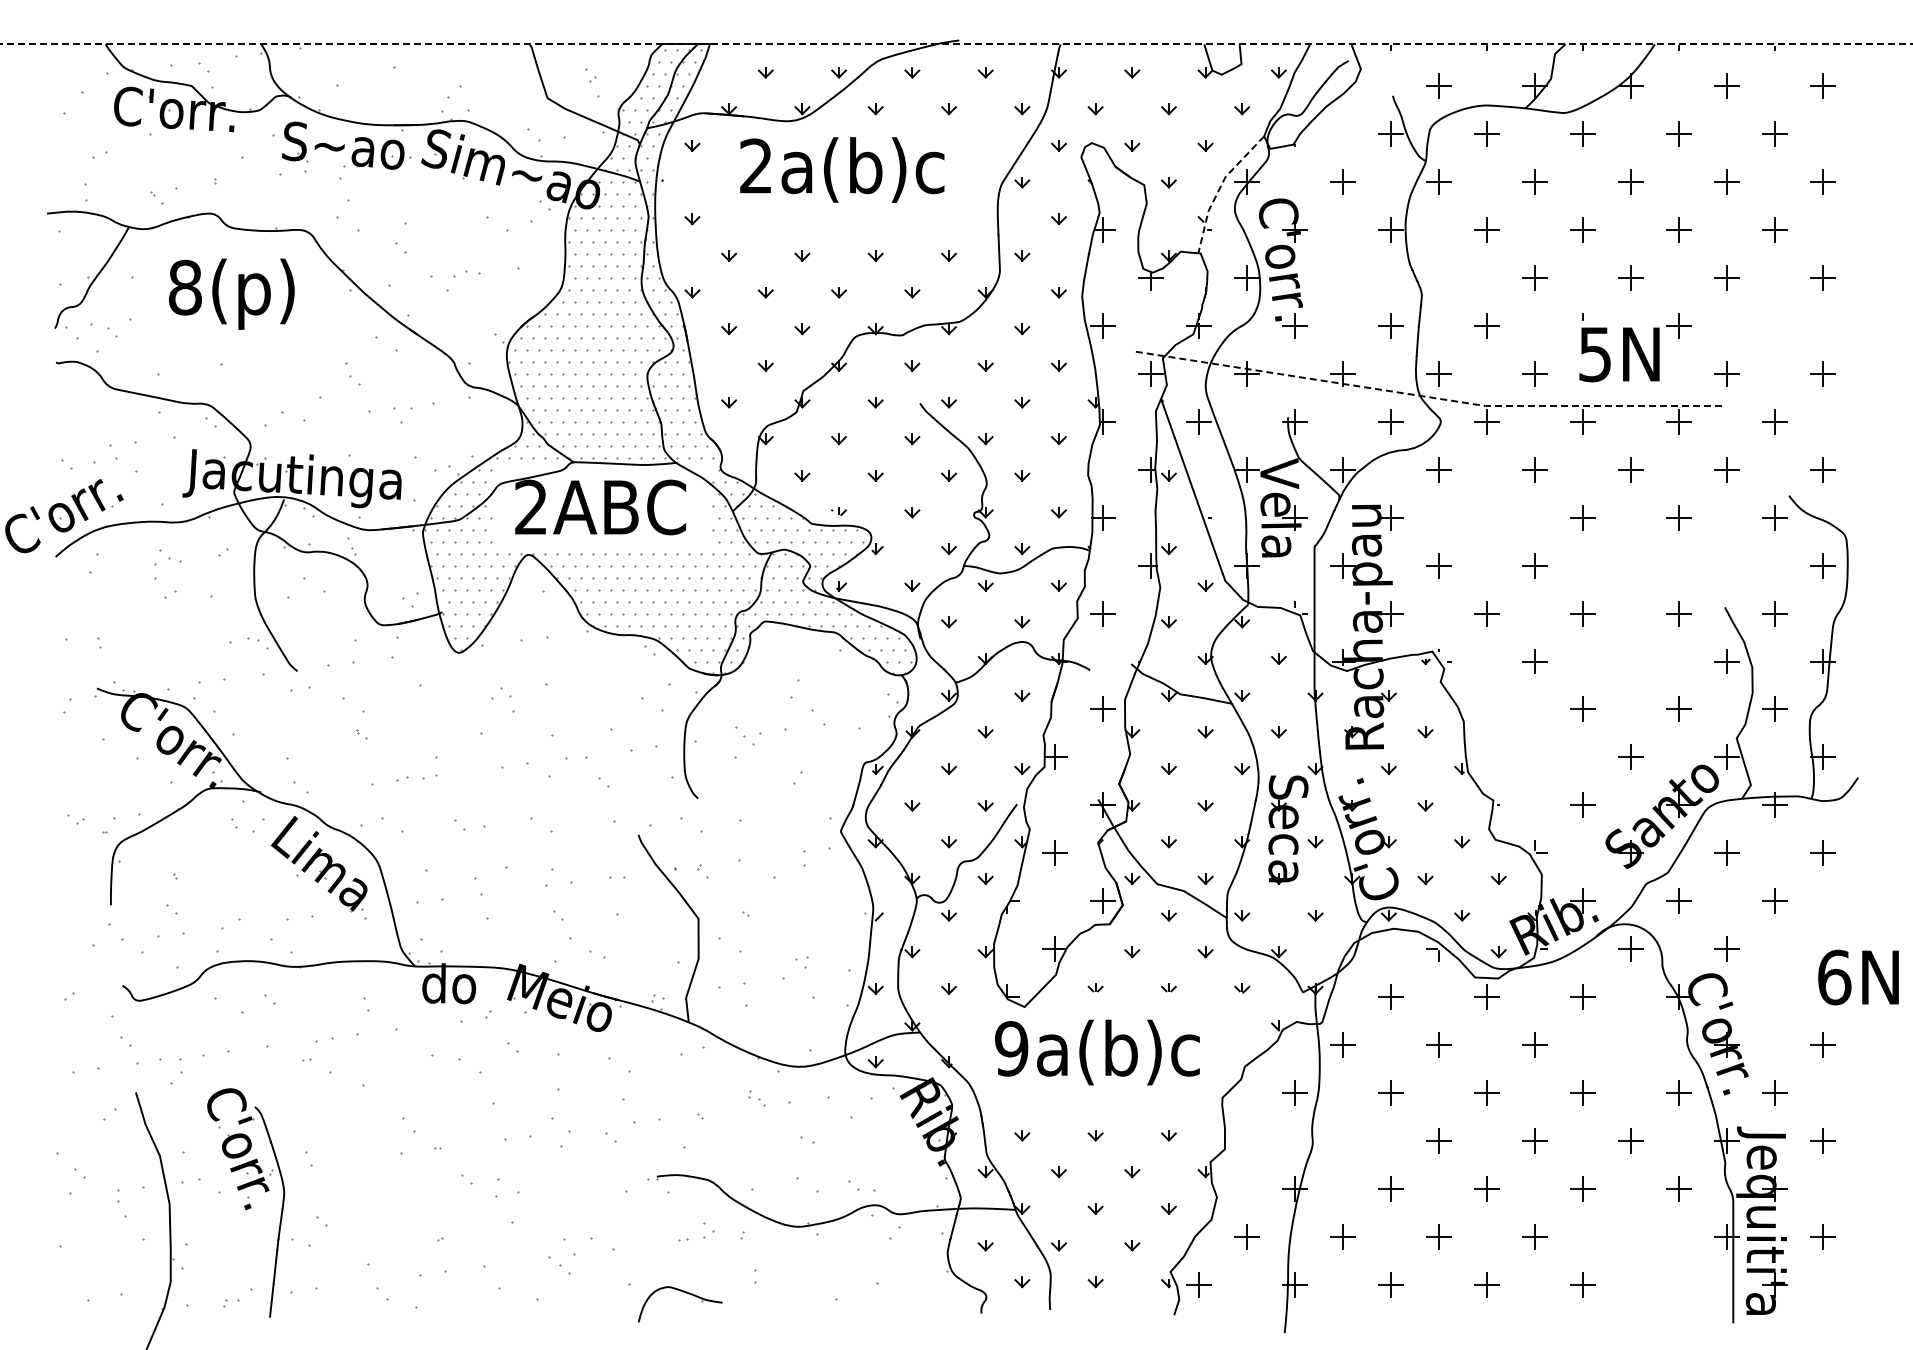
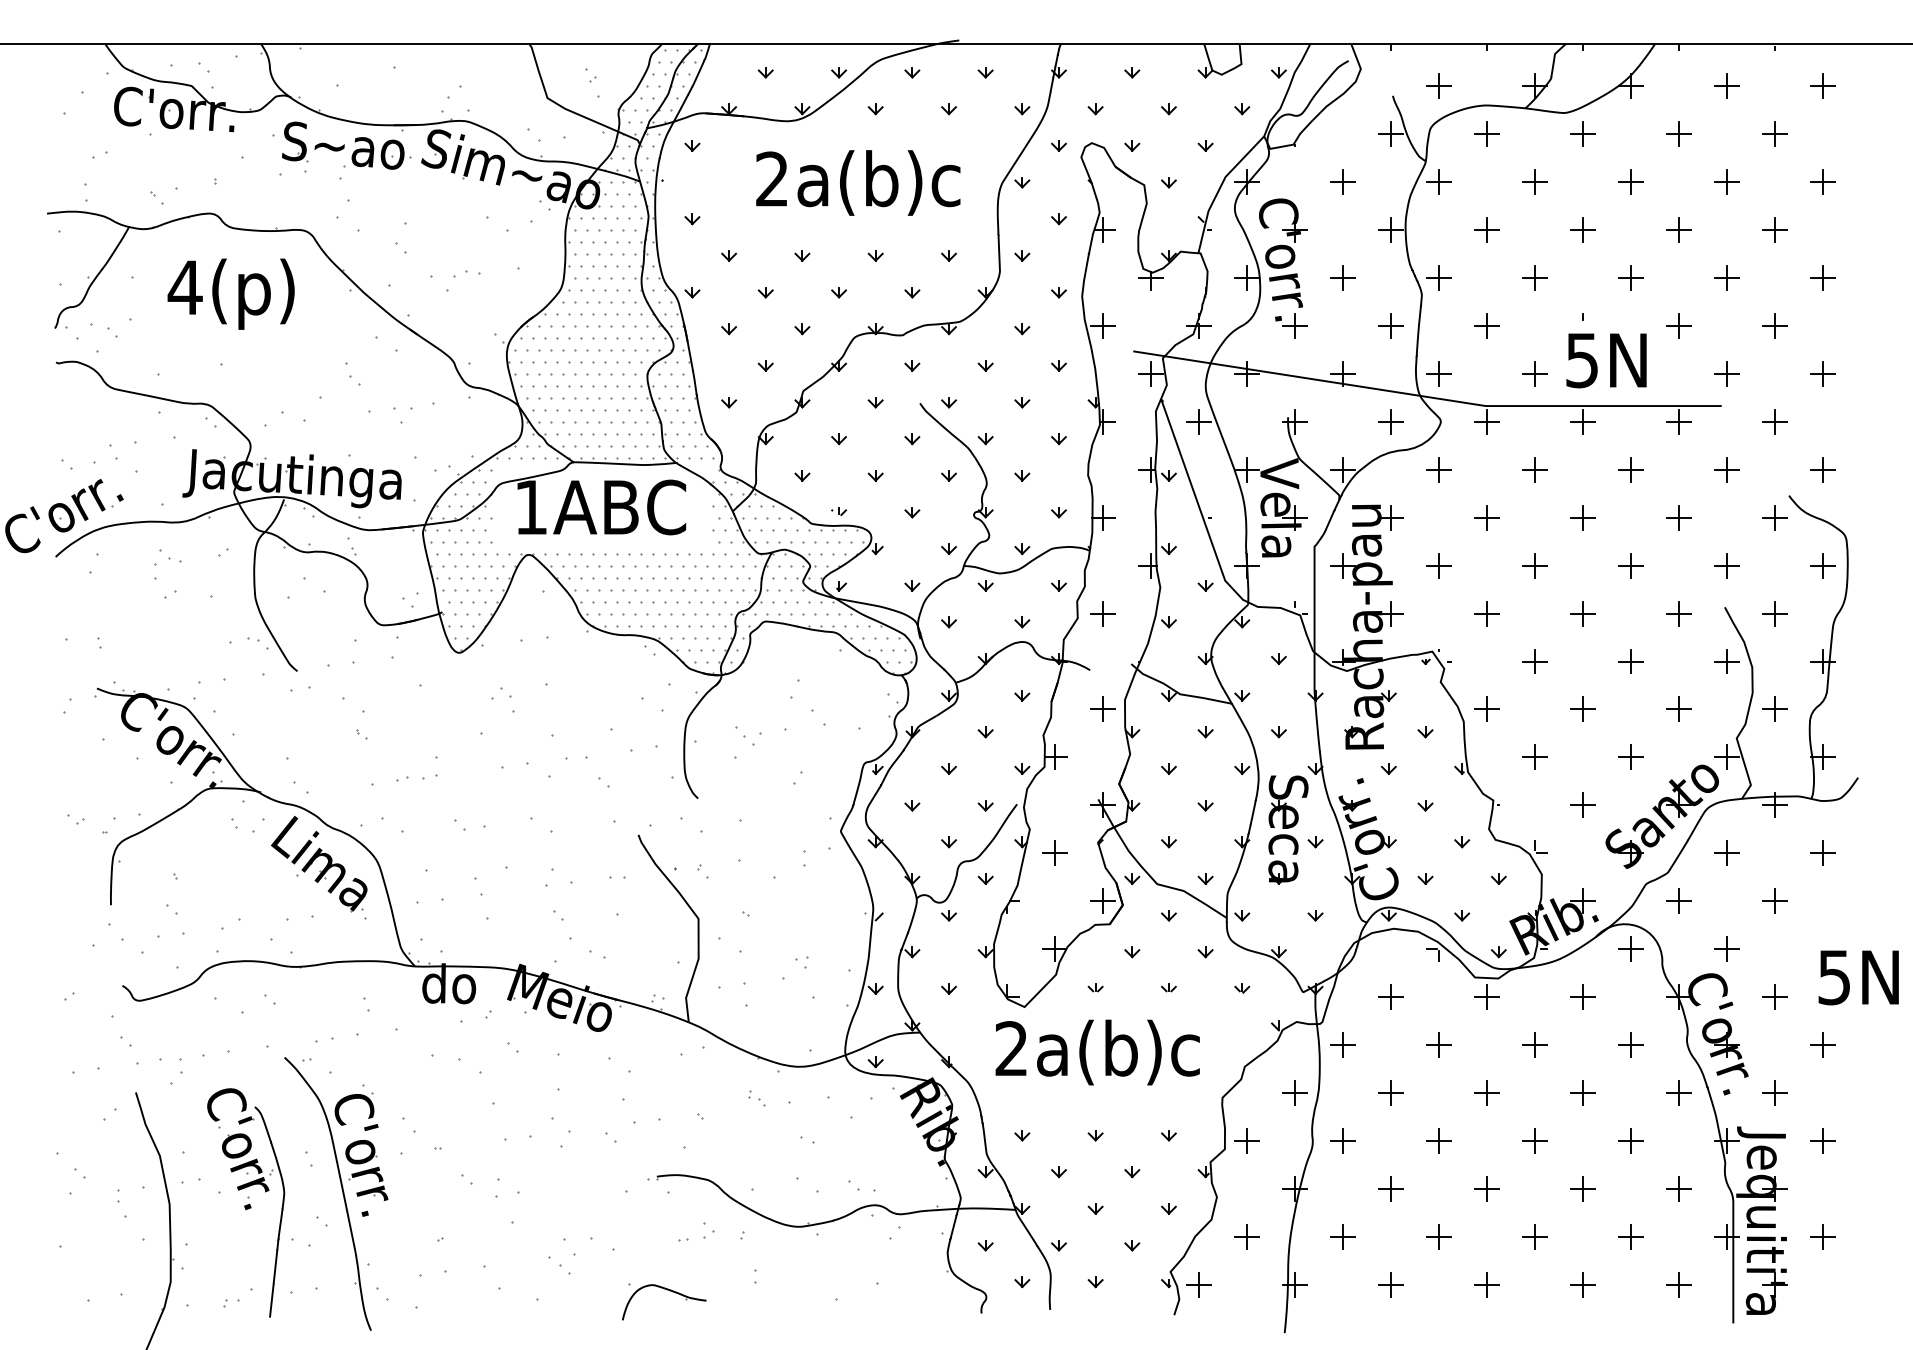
line: dashed -> solid (956, 44)
text position: (842, 169) -> (858, 182) (858, 182)
line: dashed -> solid (1219, 188)
part: none -> present (1342, 277)
part: none -> present (1438, 277)
text: 8(p) -> 4(p) (184, 287)
part: none -> present (1774, 325)
text position: (1619, 354) -> (1606, 360) (1606, 360)
line: dashed -> solid (1426, 396)
text: 2ABC -> 1ABC (530, 506)
part: none -> present (1486, 517)
part: none -> present (1630, 565)
part: none -> present (1726, 565)
part: none -> present (1630, 661)
part: none -> present (1486, 708)
part: none -> present (1534, 756)
text: 6N -> 5N (1834, 977)
part: none -> present (1774, 996)
part: none -> present (1630, 1044)
text: 9a(b)c -> 2a(b)c (1011, 1048)
part: none -> present (1246, 1140)
part: none -> present (1342, 1140)
part: none -> present (336, 1193)
part: none -> present (1630, 1236)
part: none -> present (1678, 1284)
part position: (685, 1293) -> (669, 1291) (669, 1291)
